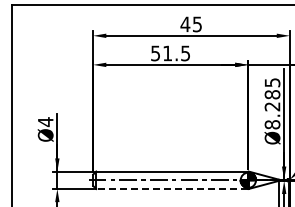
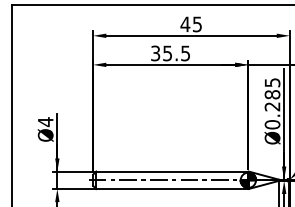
text: 51.5 -> 35.5 (161, 53)
text: Ø8.285 -> Ø0.285 (272, 124)
line: dashed -> solid (171, 189)
